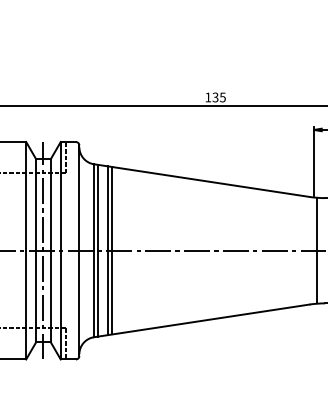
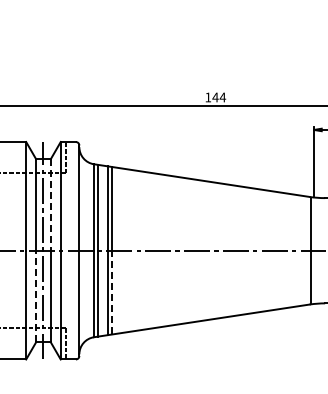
text: 135 -> 144 (219, 97)
line: solid -> dashed (50, 205)
line position: (317, 250) -> (311, 250) (311, 250)
line: solid -> dashed (112, 292)
line: solid -> dashed (36, 296)
